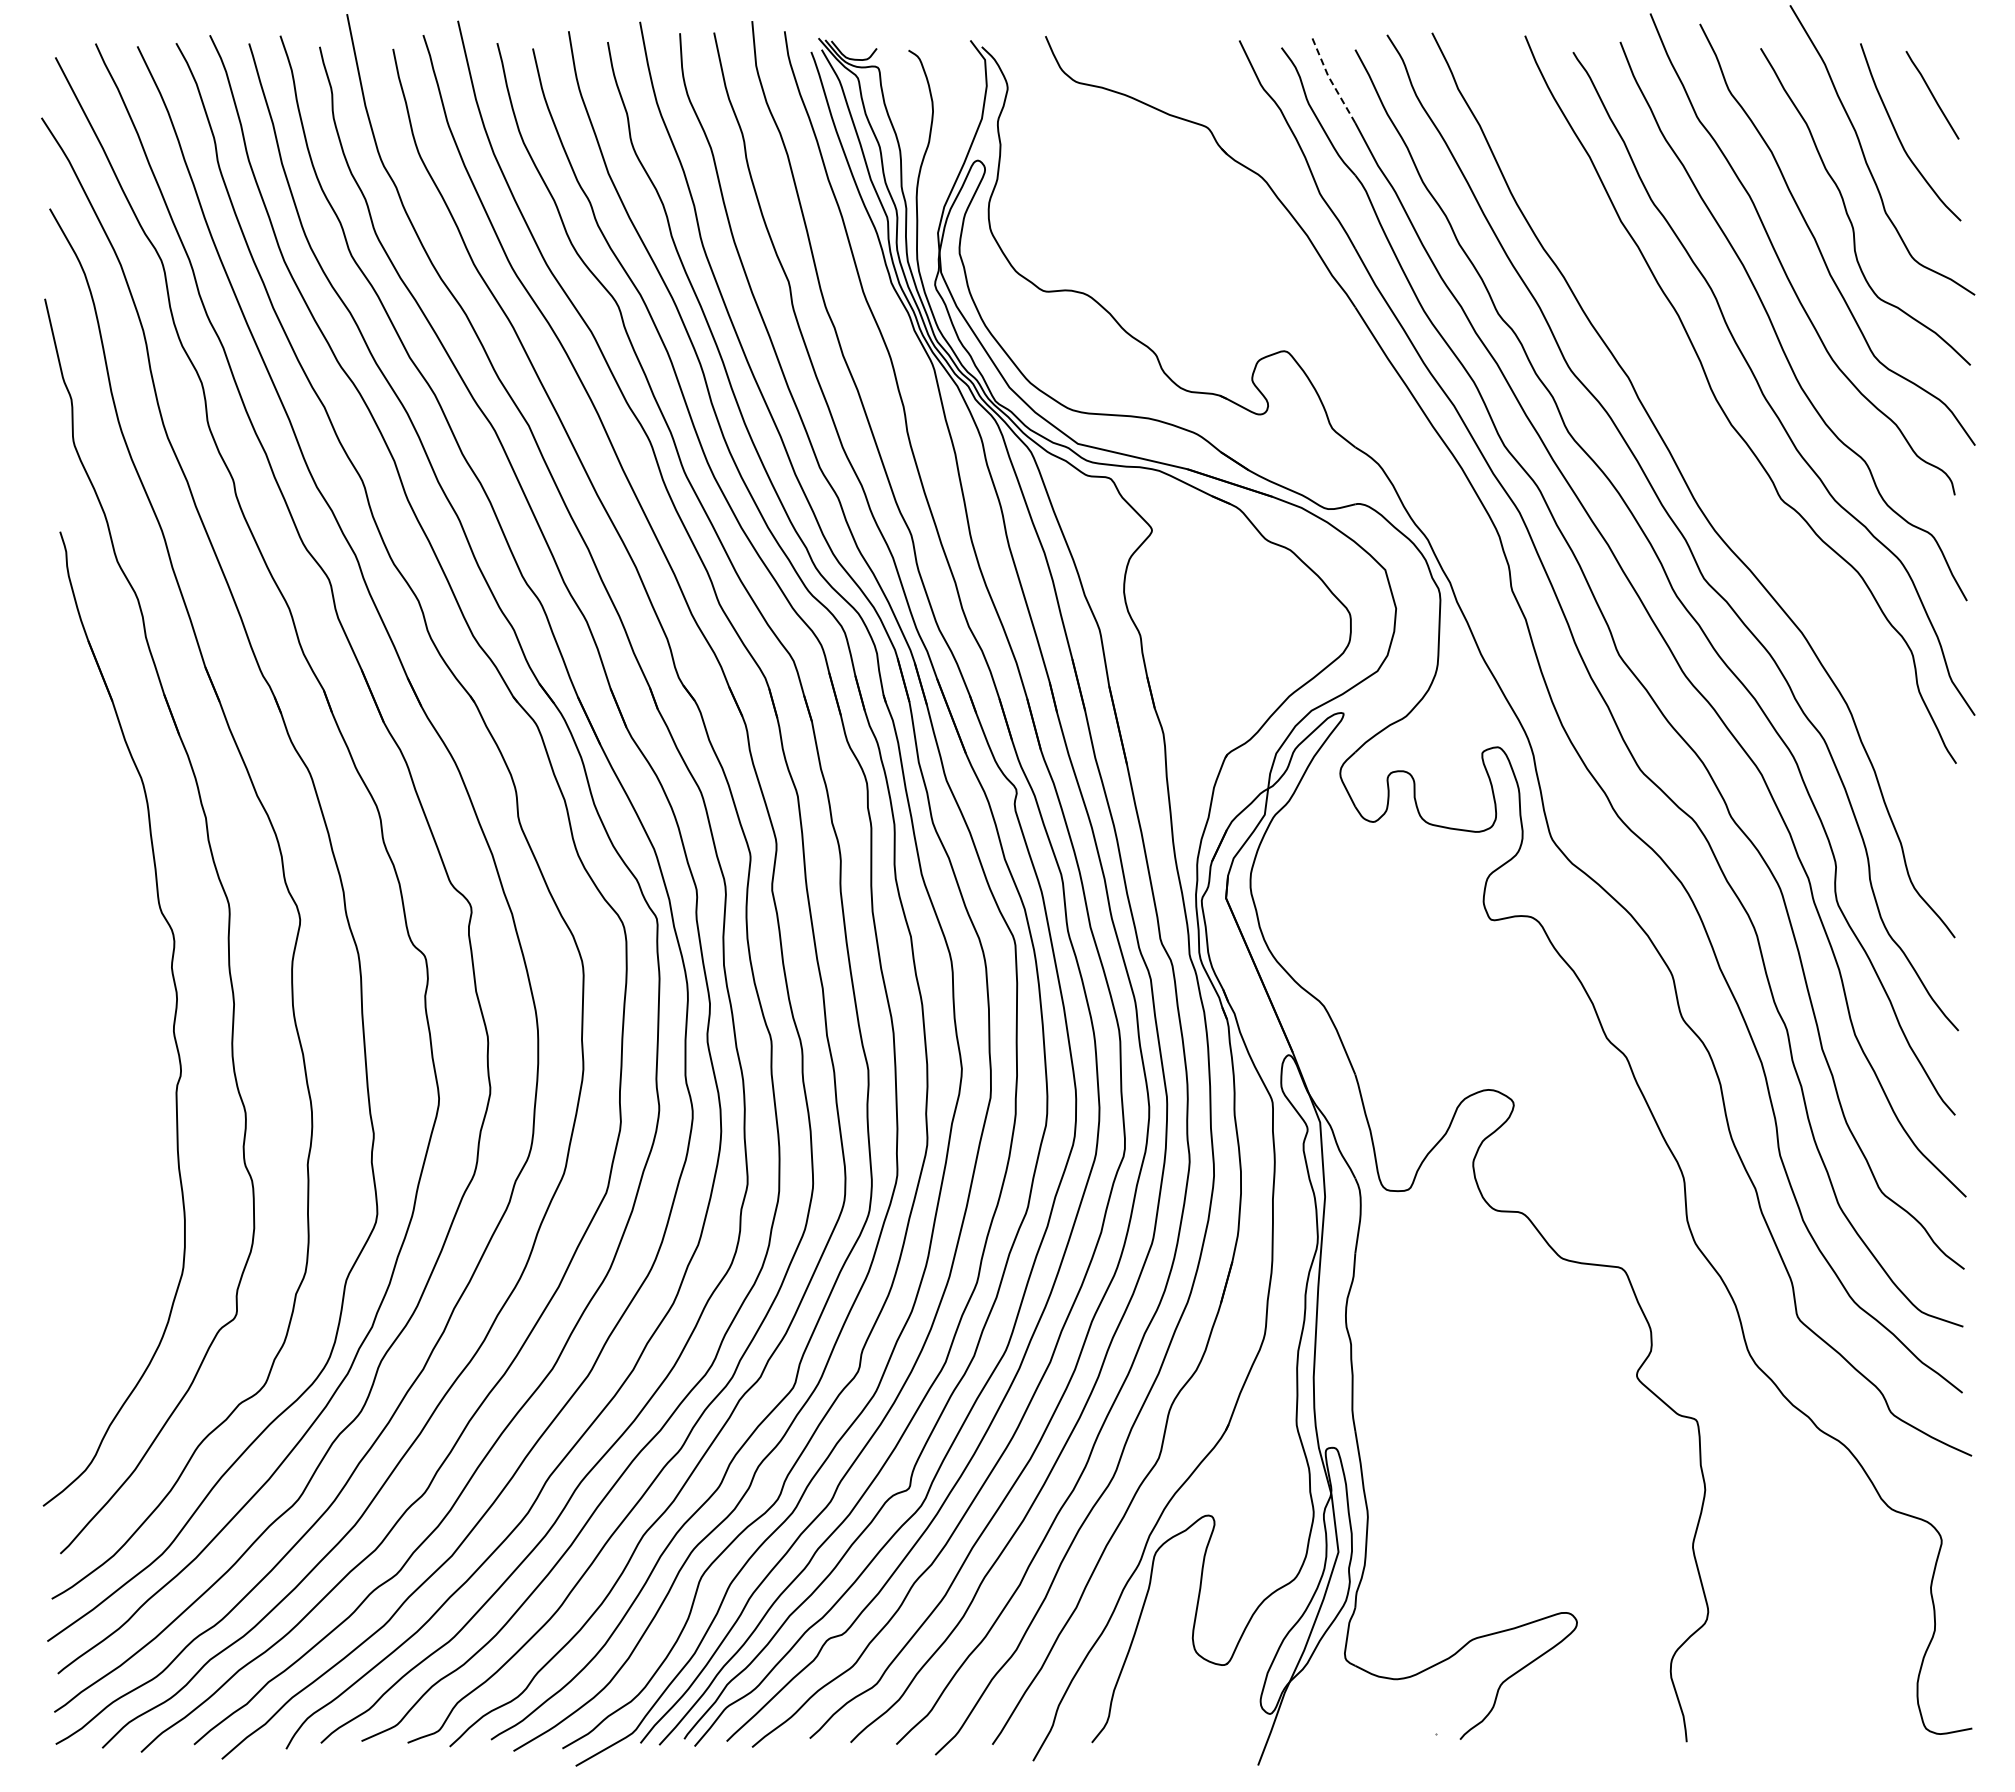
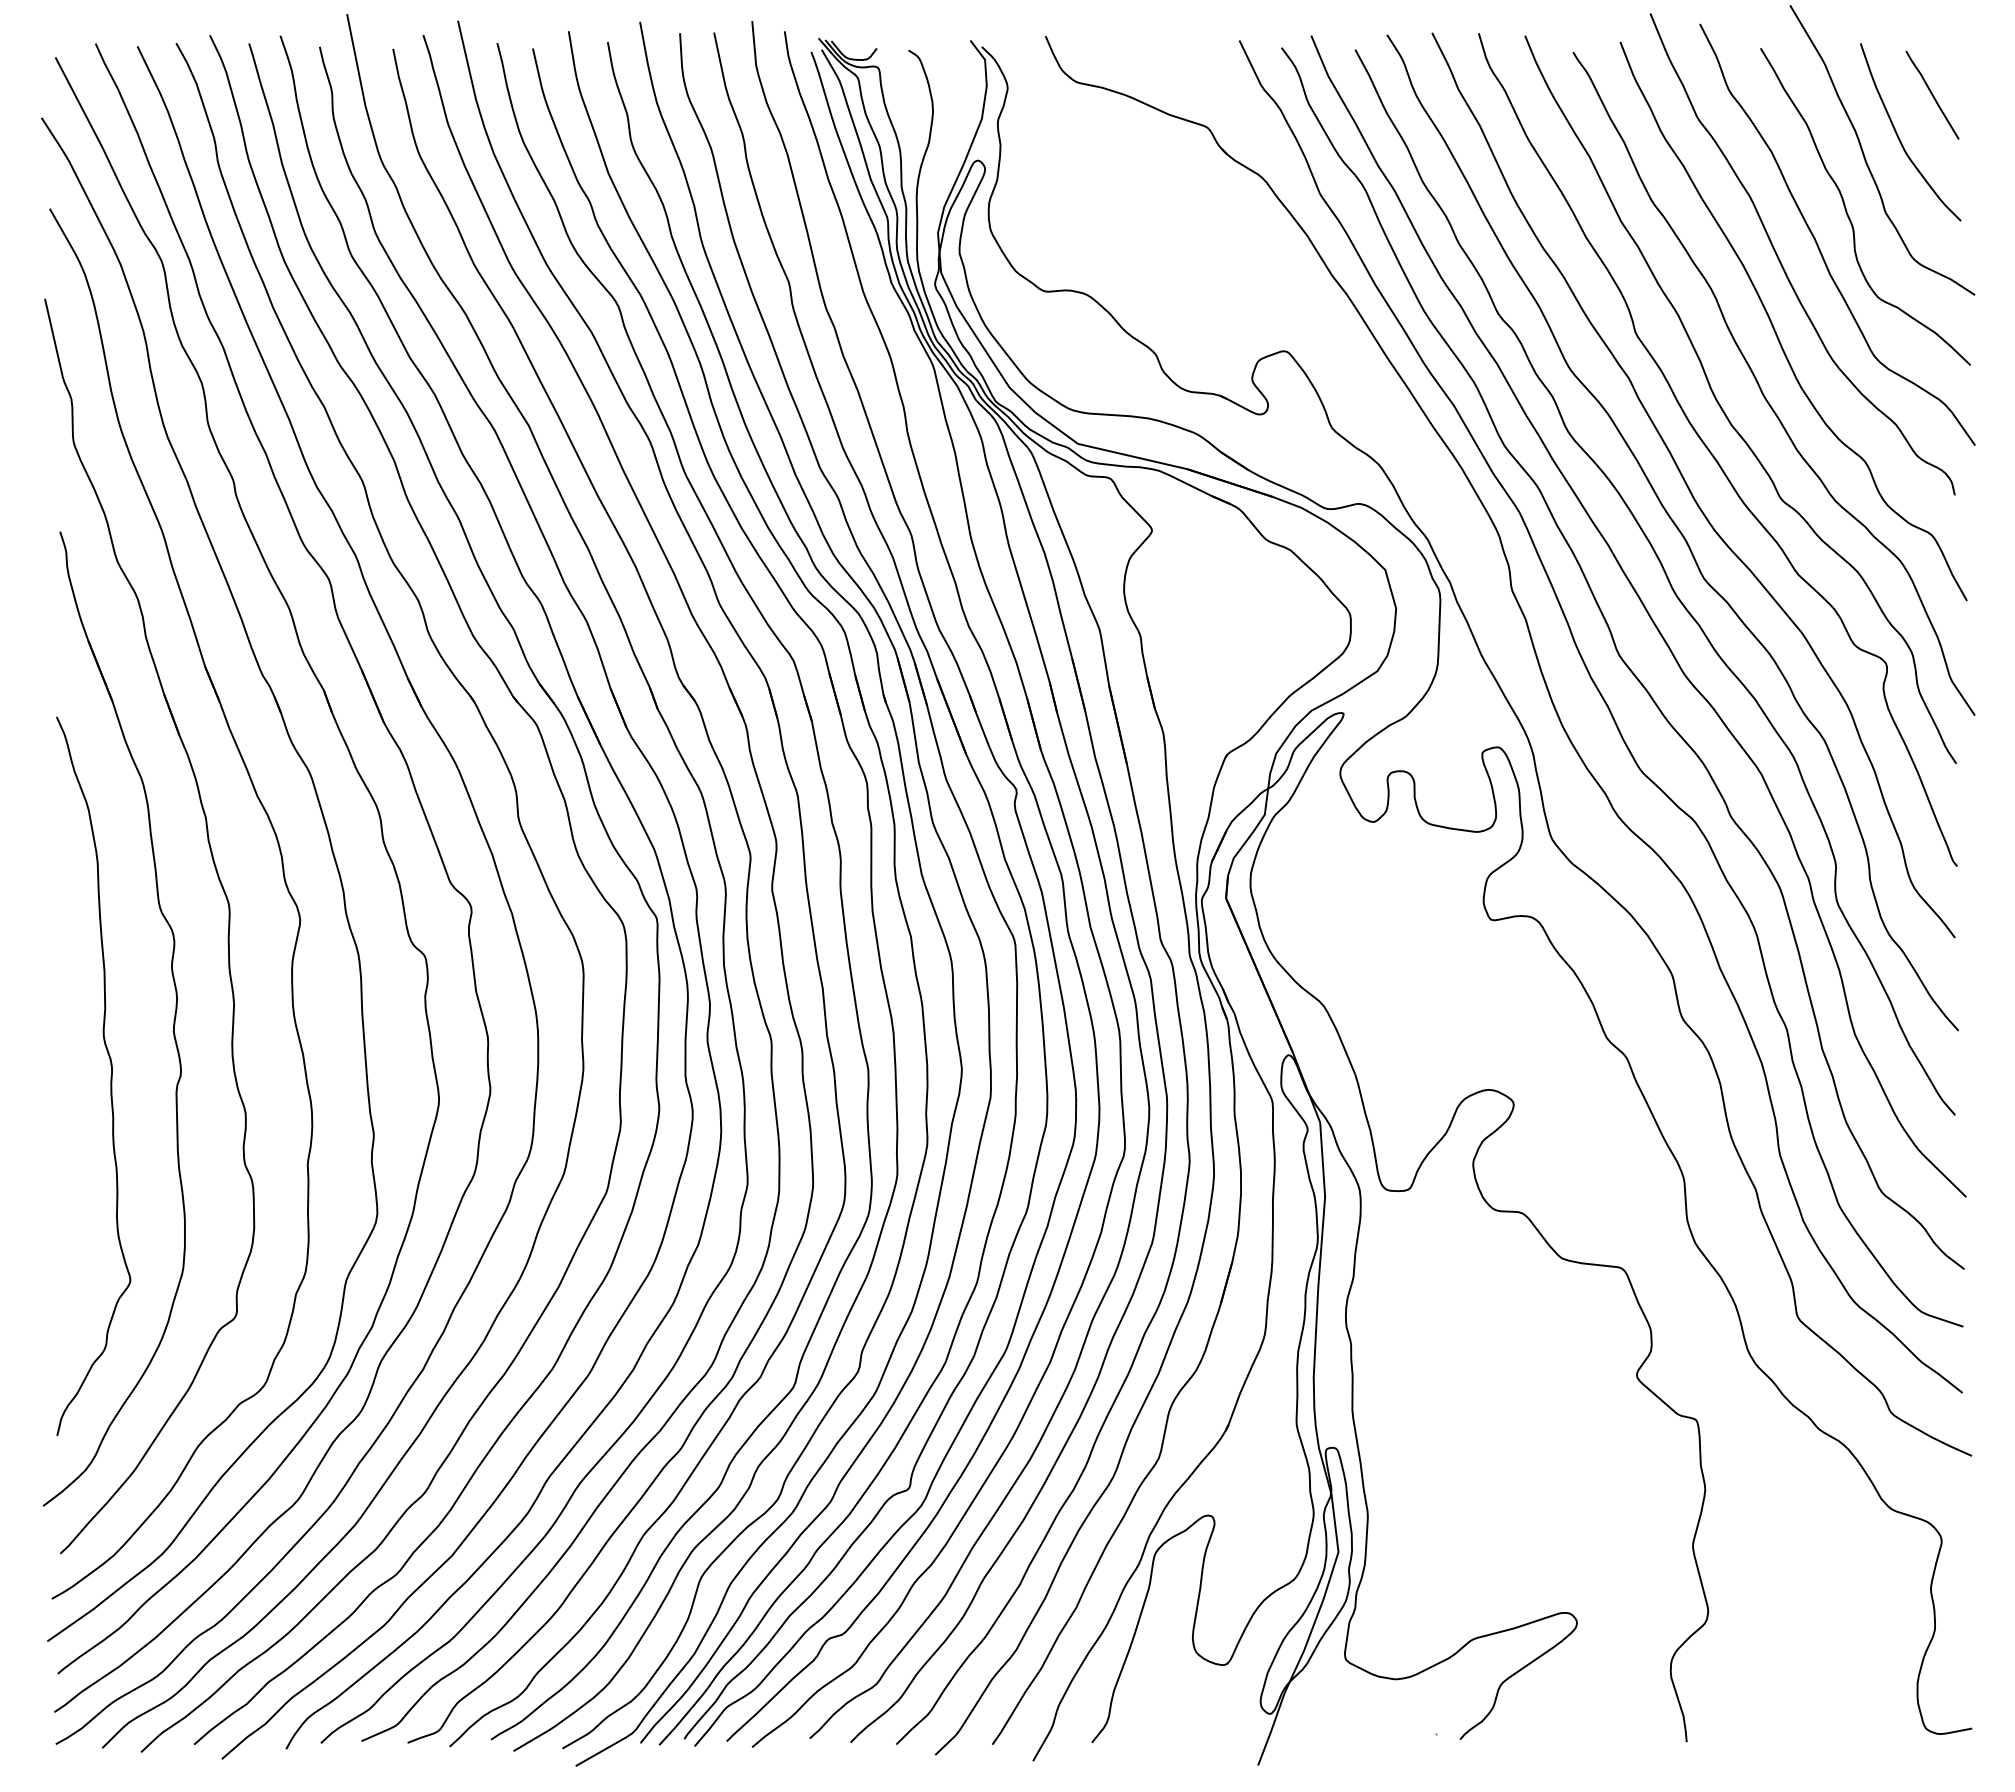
line: dashed -> solid (1330, 79)
curve: none -> present (1712, 453)
curve: none -> present (110, 1076)
